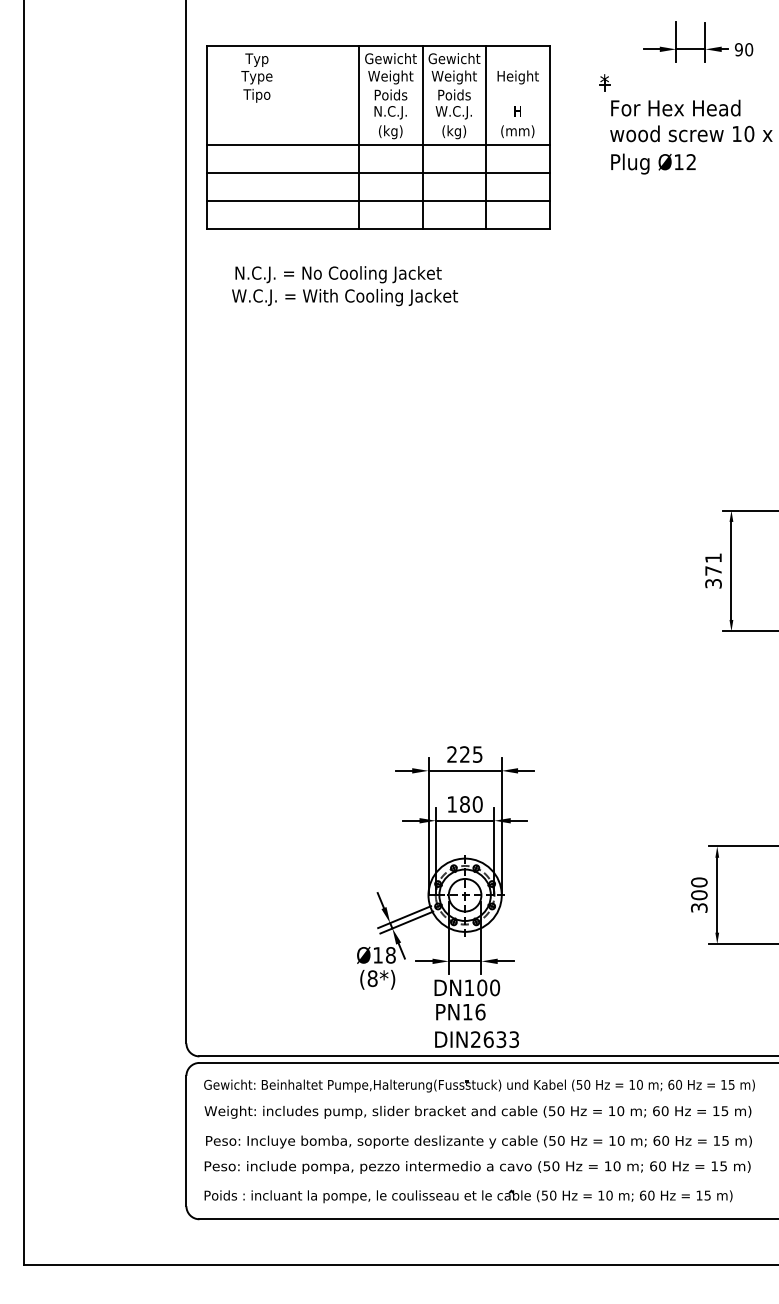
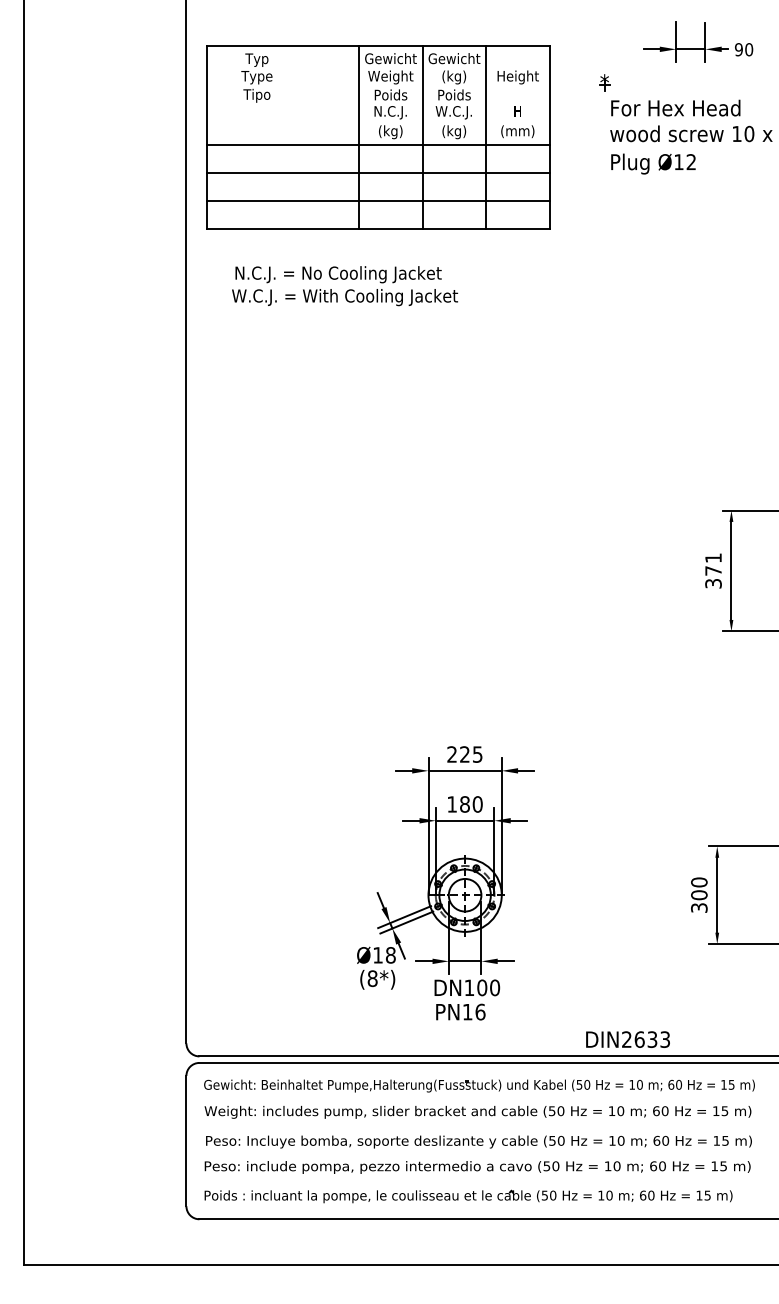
text: Weight -> (kg) (453, 77)
text position: (476, 1039) -> (627, 1039) (627, 1039)
